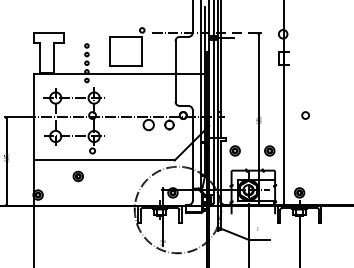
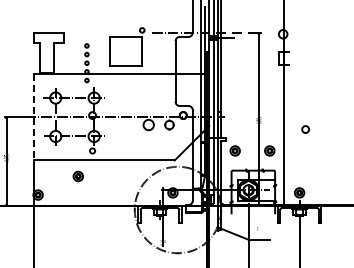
circle position: (305, 115) -> (305, 129) (305, 129)
line: solid -> dashed (33, 117)
